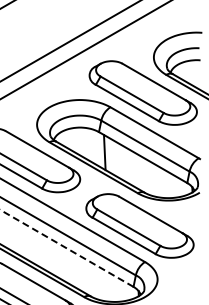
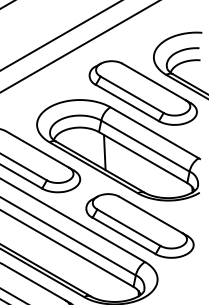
line position: (69, 41) -> (60, 35) (60, 35)
line position: (85, 49) -> (79, 46) (79, 46)
line: dashed -> solid (66, 248)
